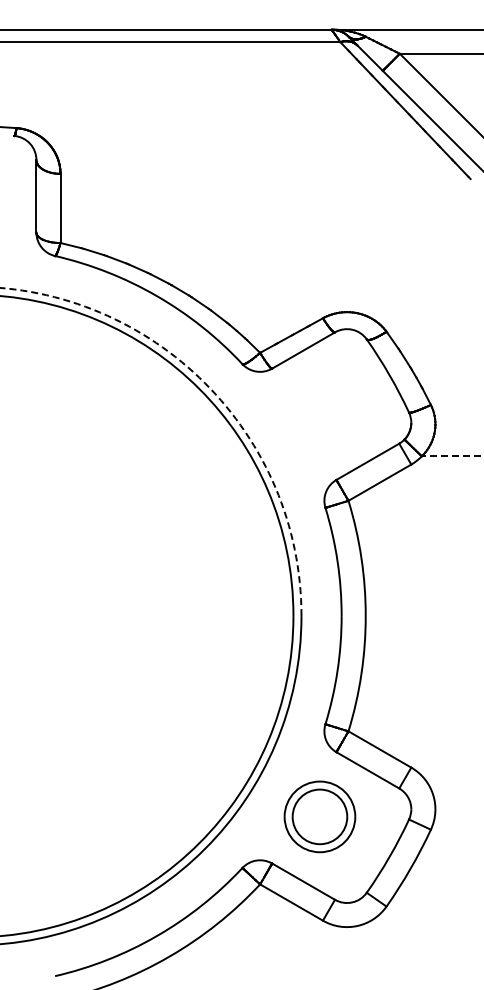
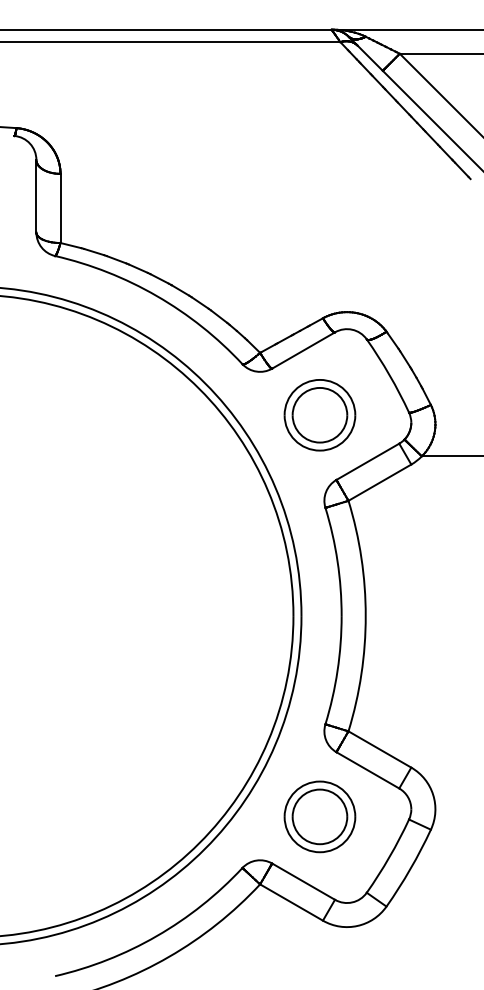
arc: dashed -> solid (214, 393)
part: none -> present (319, 415)
line: dashed -> solid (452, 456)
